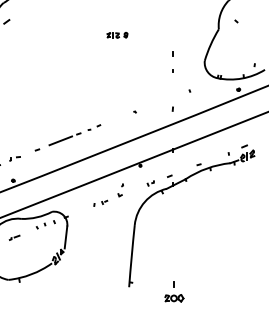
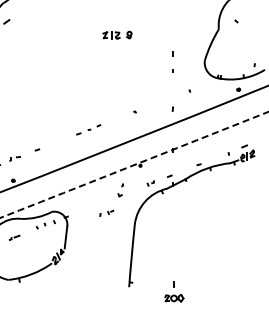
part size: 23x7 px -> 31x10 px (117, 34)
line: present -> none (60, 140)
arc: solid -> dashed (135, 164)
part position: (100, 202) -> (106, 212) (106, 212)
